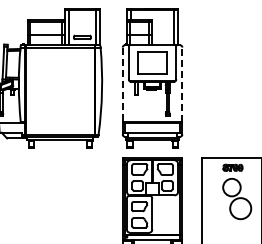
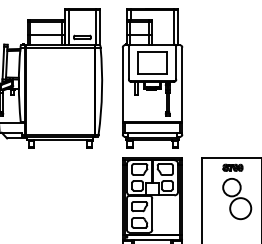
line: dashed -> solid (182, 84)
line: dashed -> solid (122, 85)
